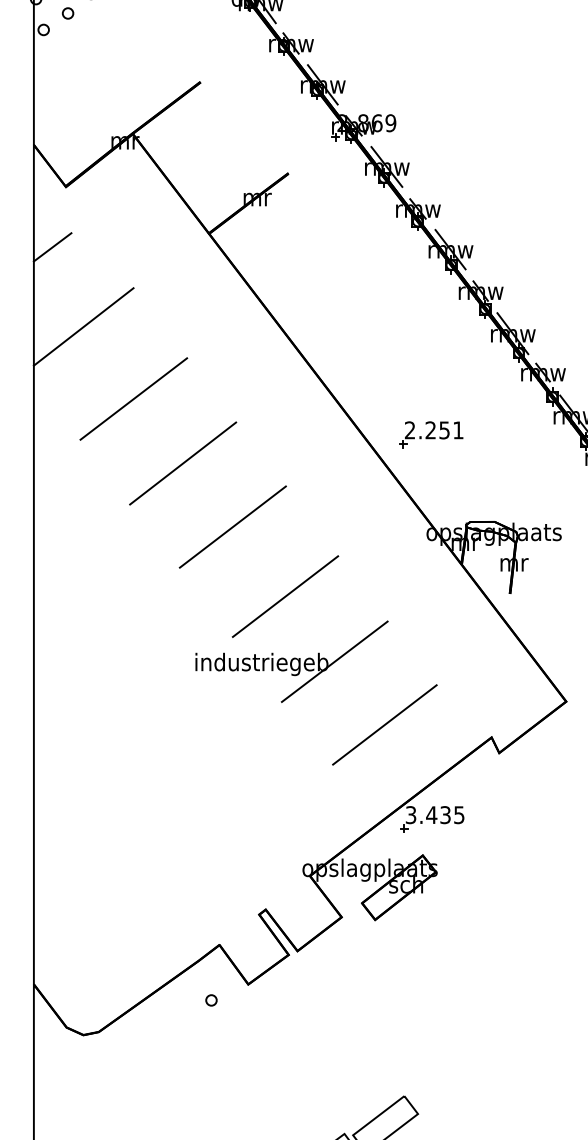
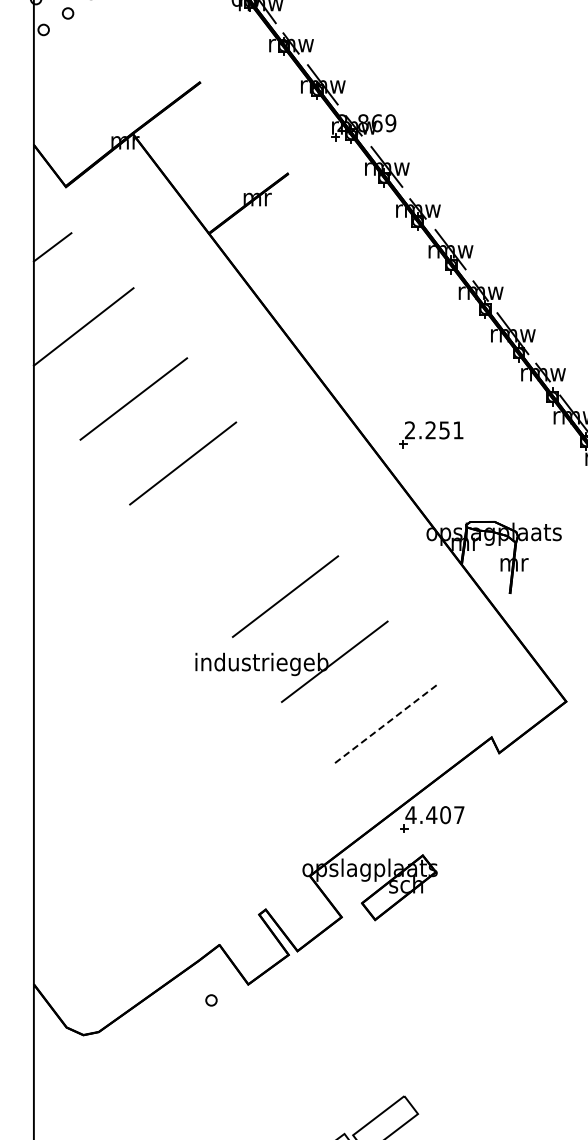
line: present -> none (232, 526)
line: solid -> dashed (384, 725)
text: 3.435 -> 4.407 (434, 815)
